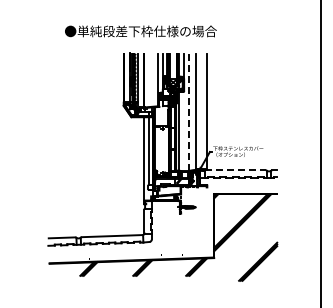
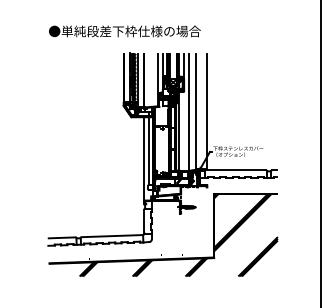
text position: (140, 31) -> (124, 31) (124, 31)
line: dashed -> solid (189, 112)
line: dashed -> solid (236, 170)
line position: (258, 261) -> (258, 256) (258, 256)
